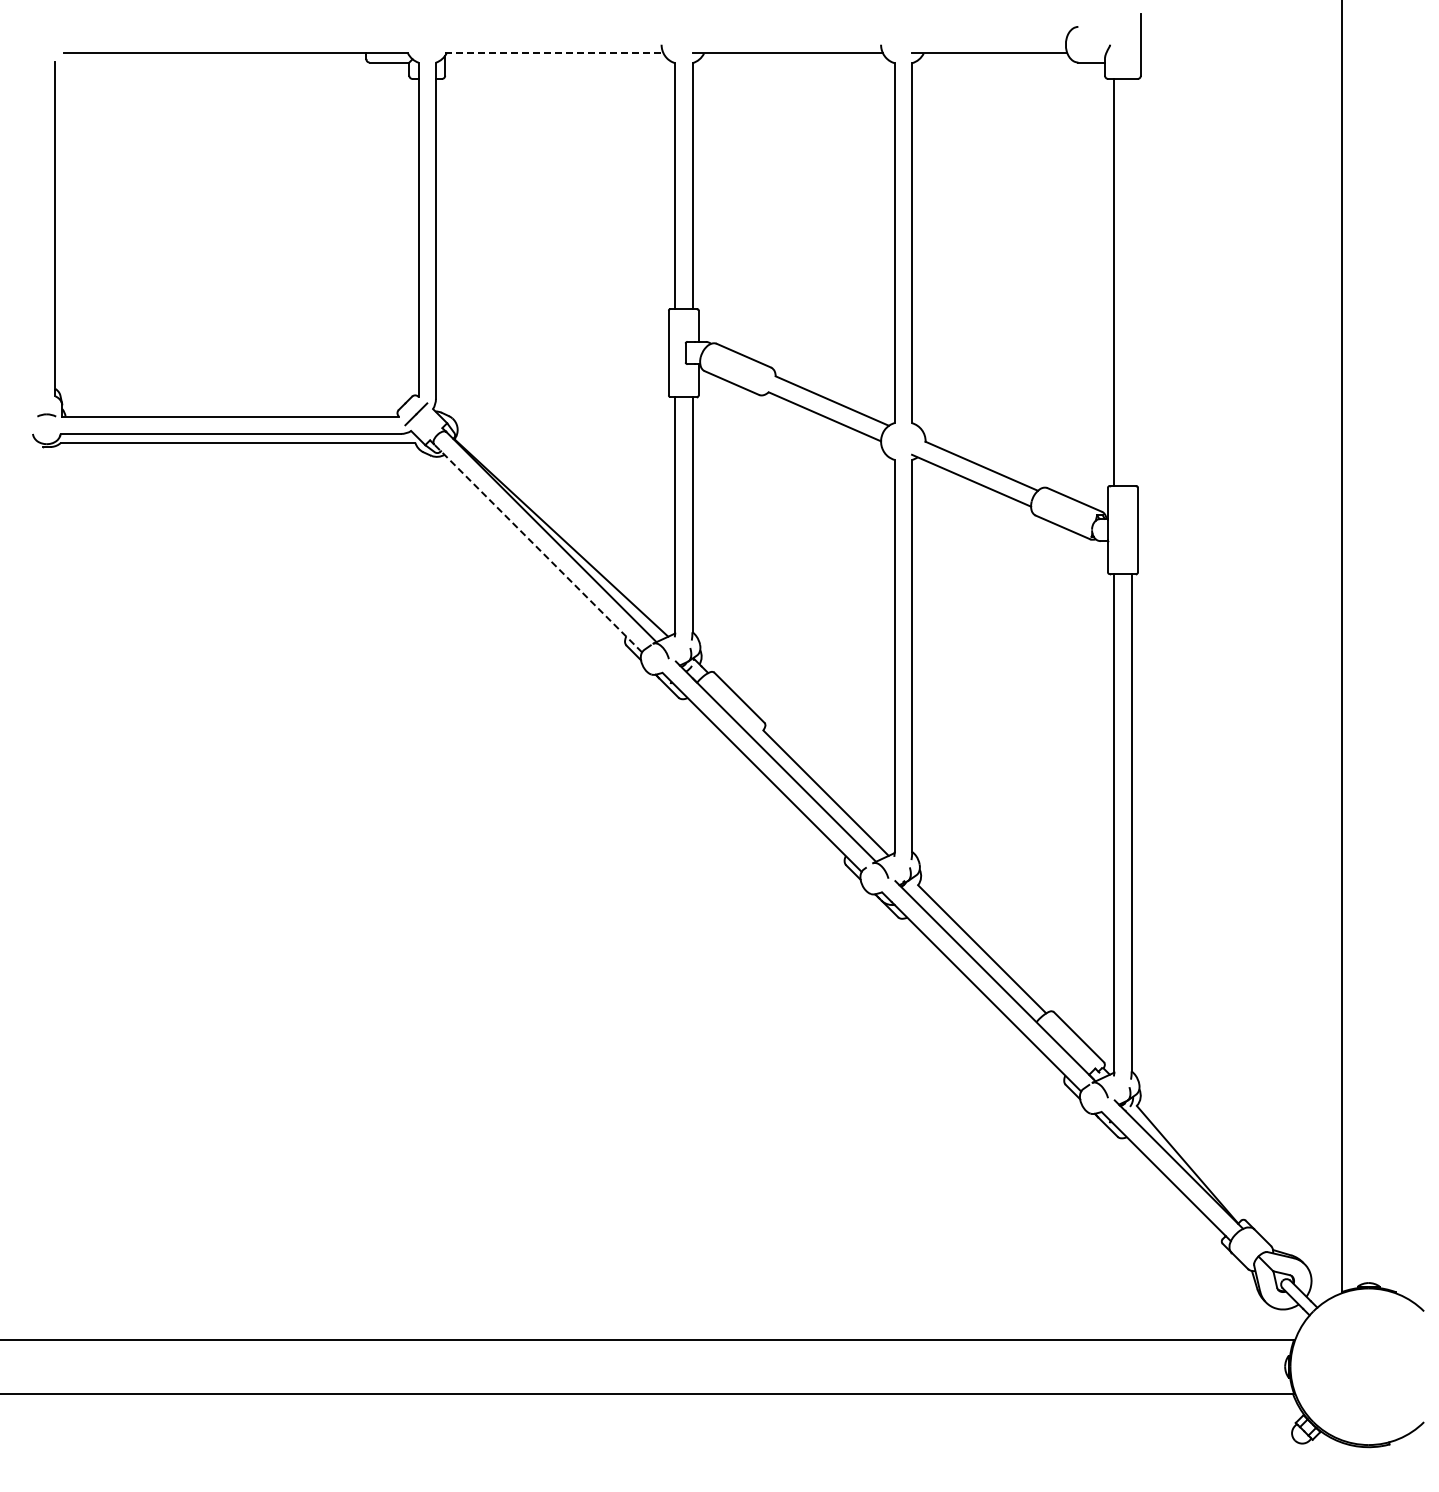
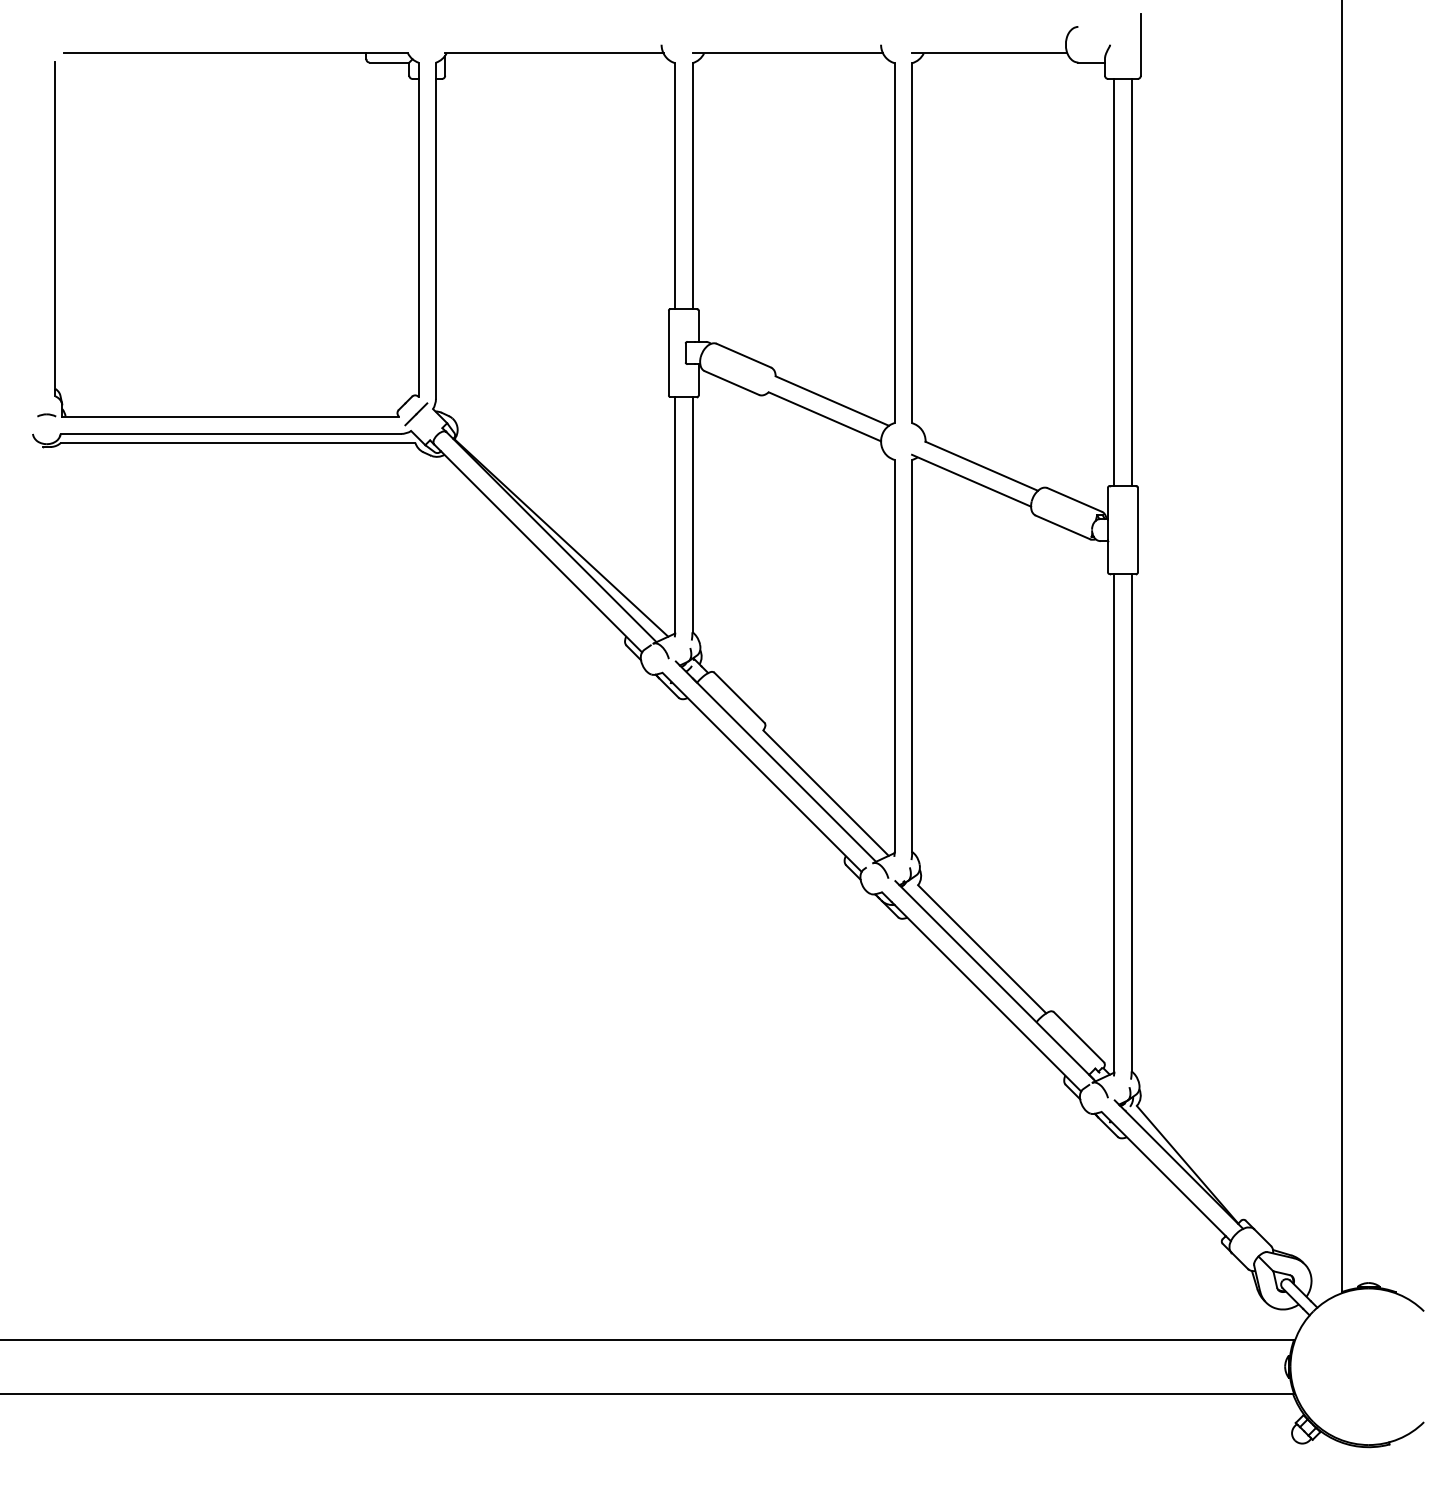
line: dashed -> solid (554, 53)
line: none -> present (1131, 282)
line: dashed -> solid (537, 548)
